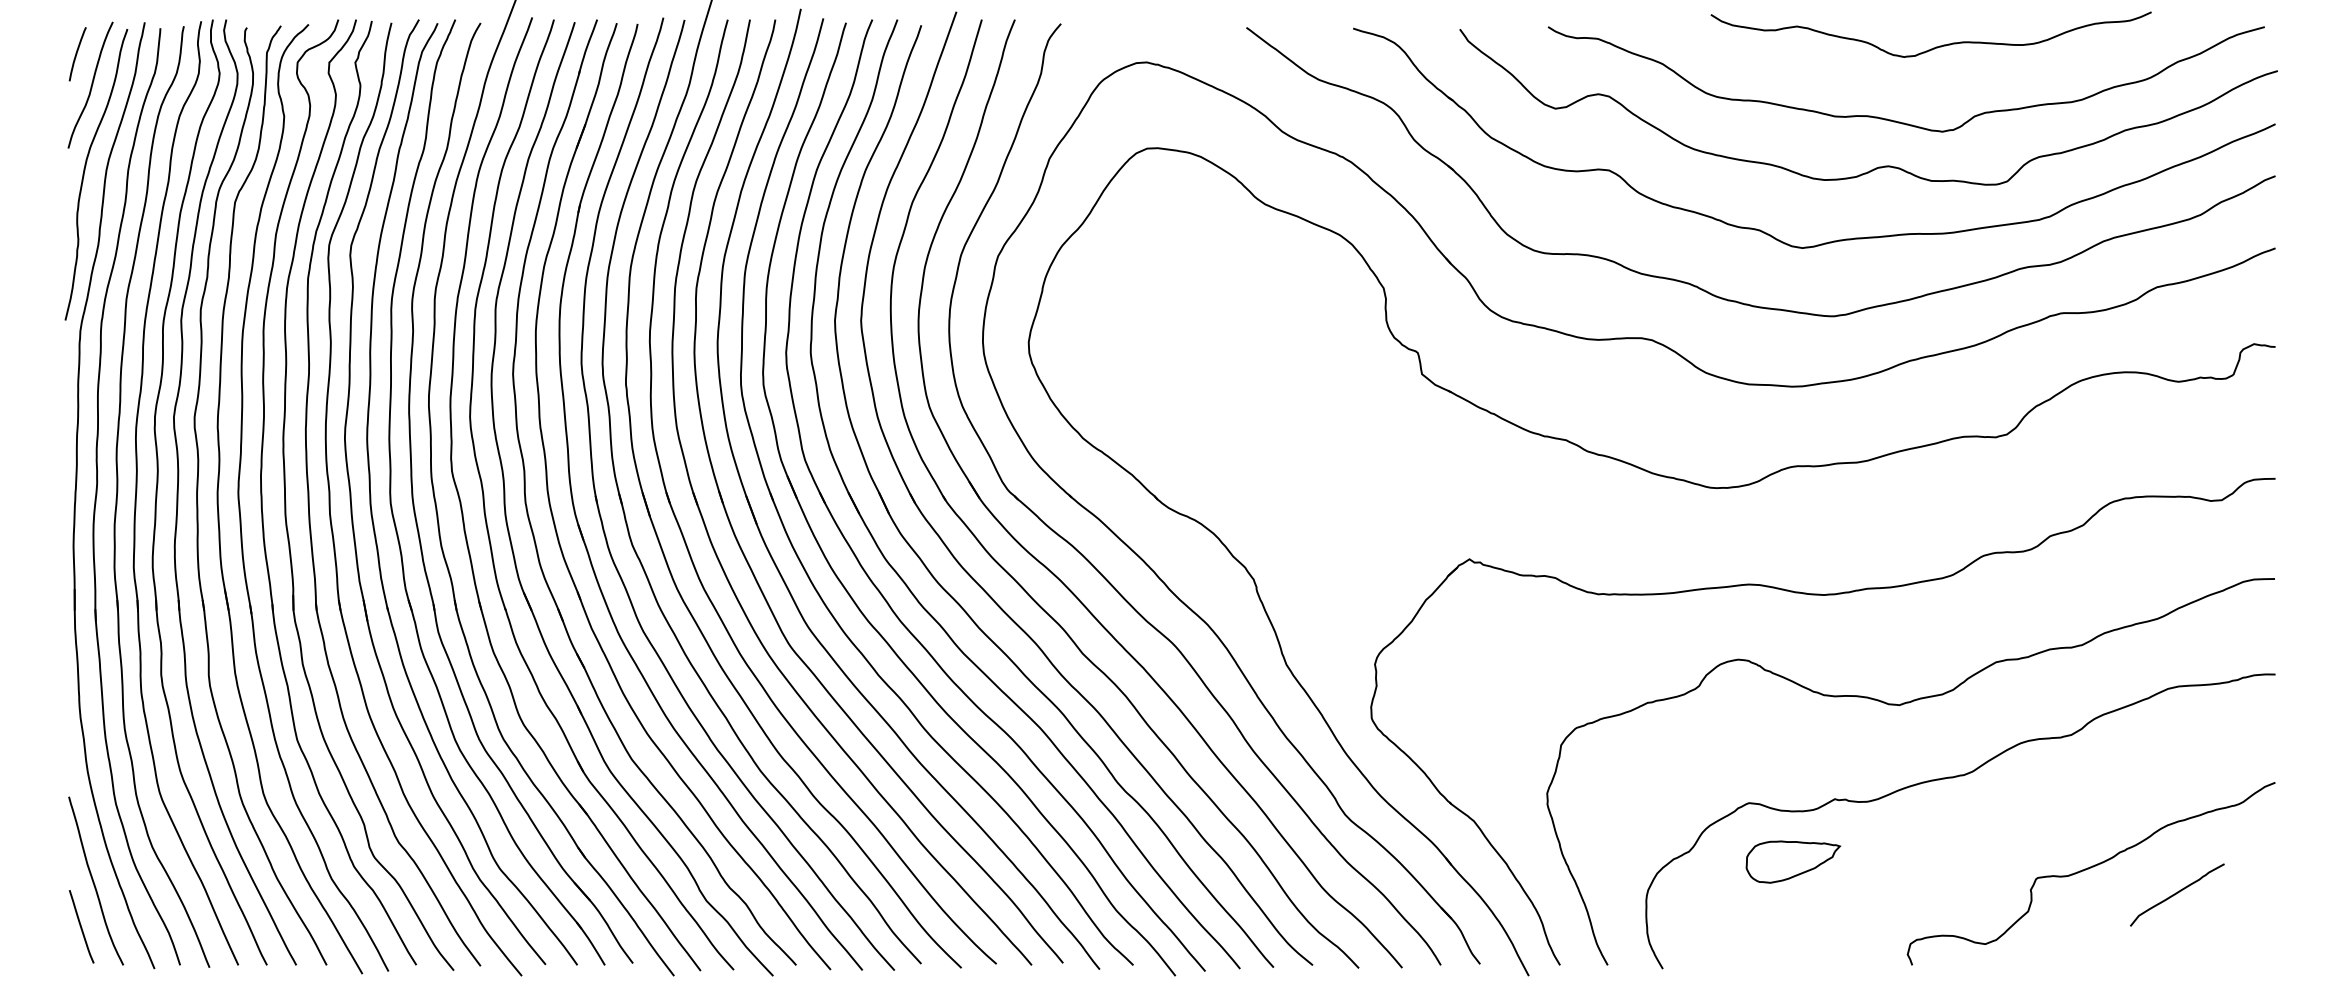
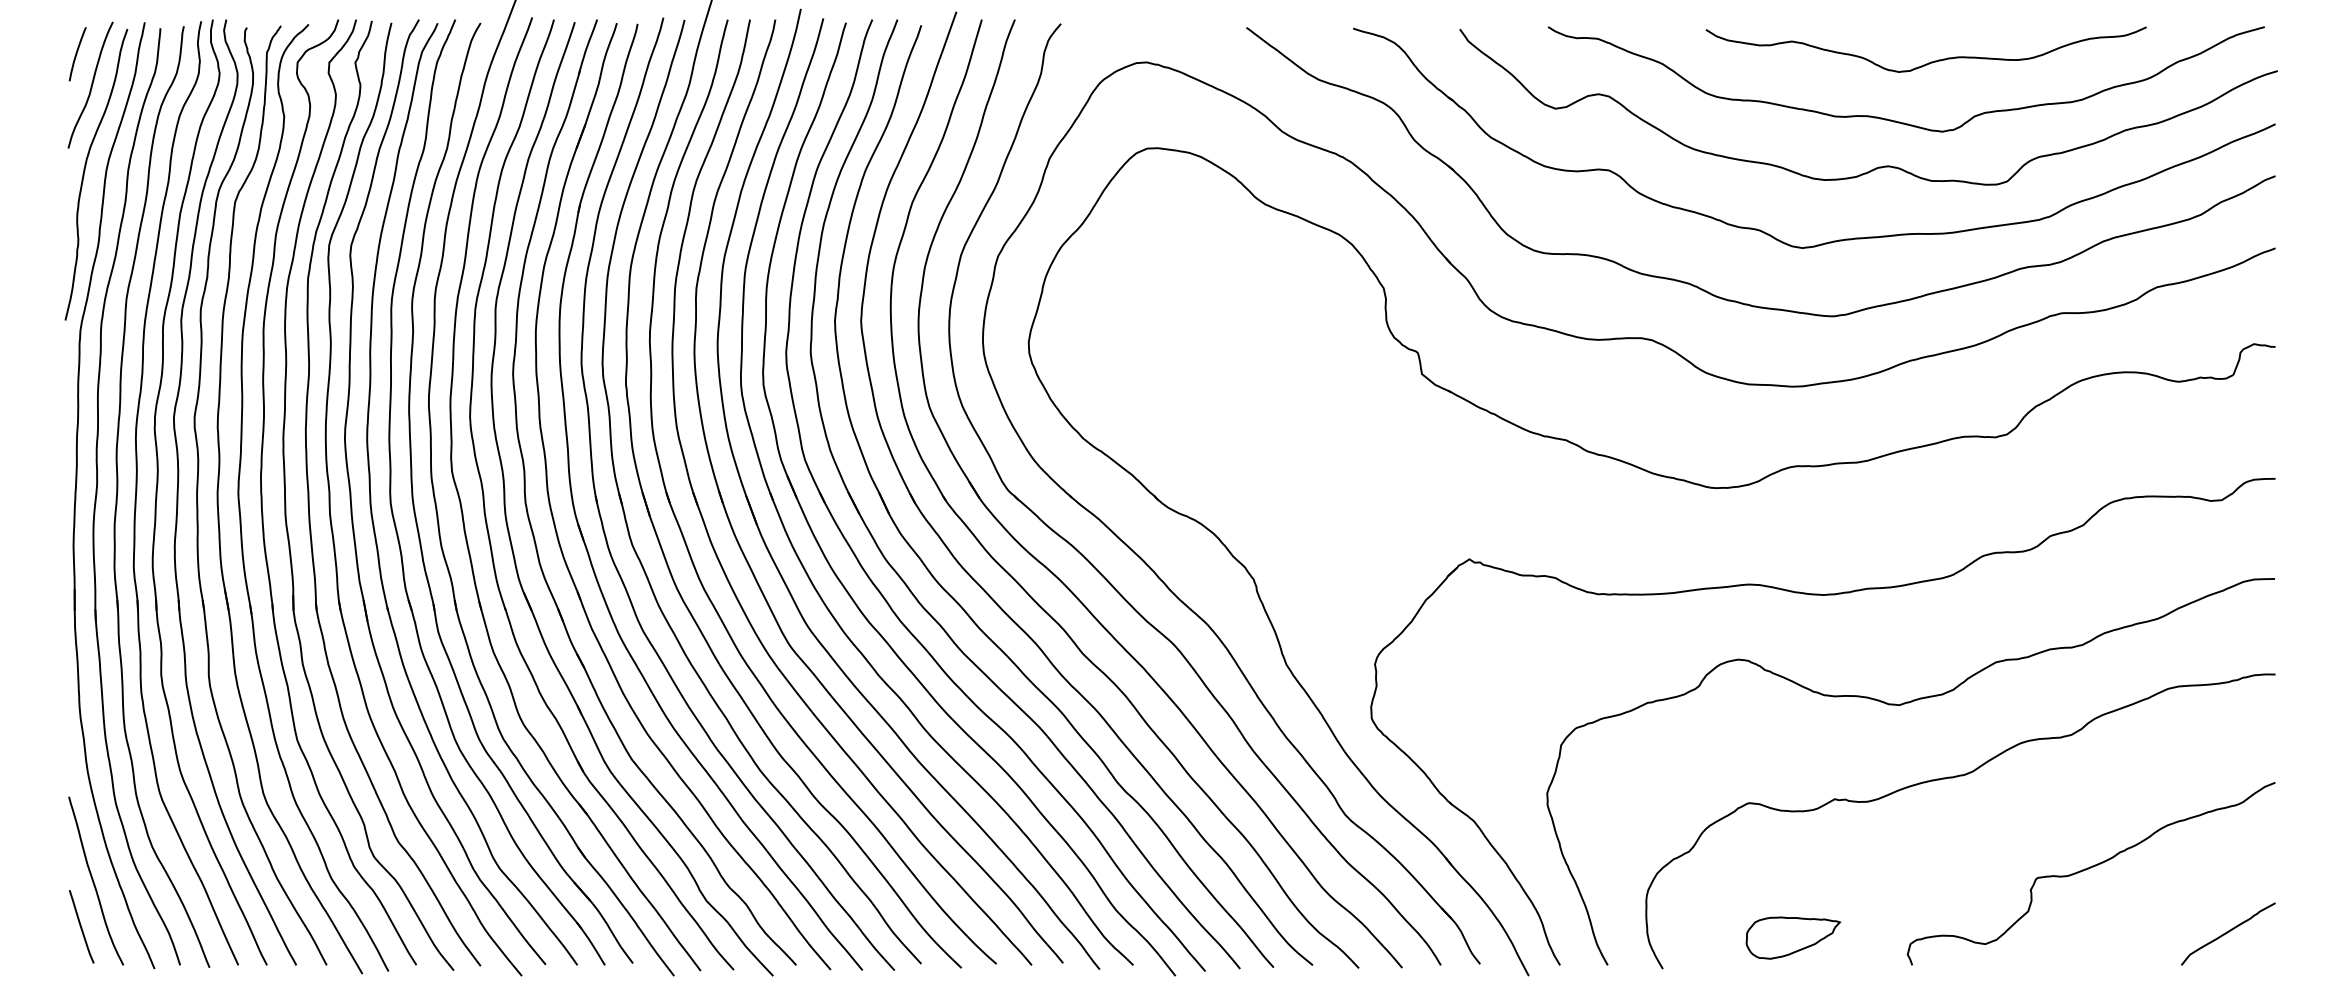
curve position: (1933, 47) -> (1928, 62) (1928, 62)
part position: (1793, 861) -> (1793, 937) (1793, 937)
curve position: (2177, 893) -> (2228, 932) (2228, 932)
